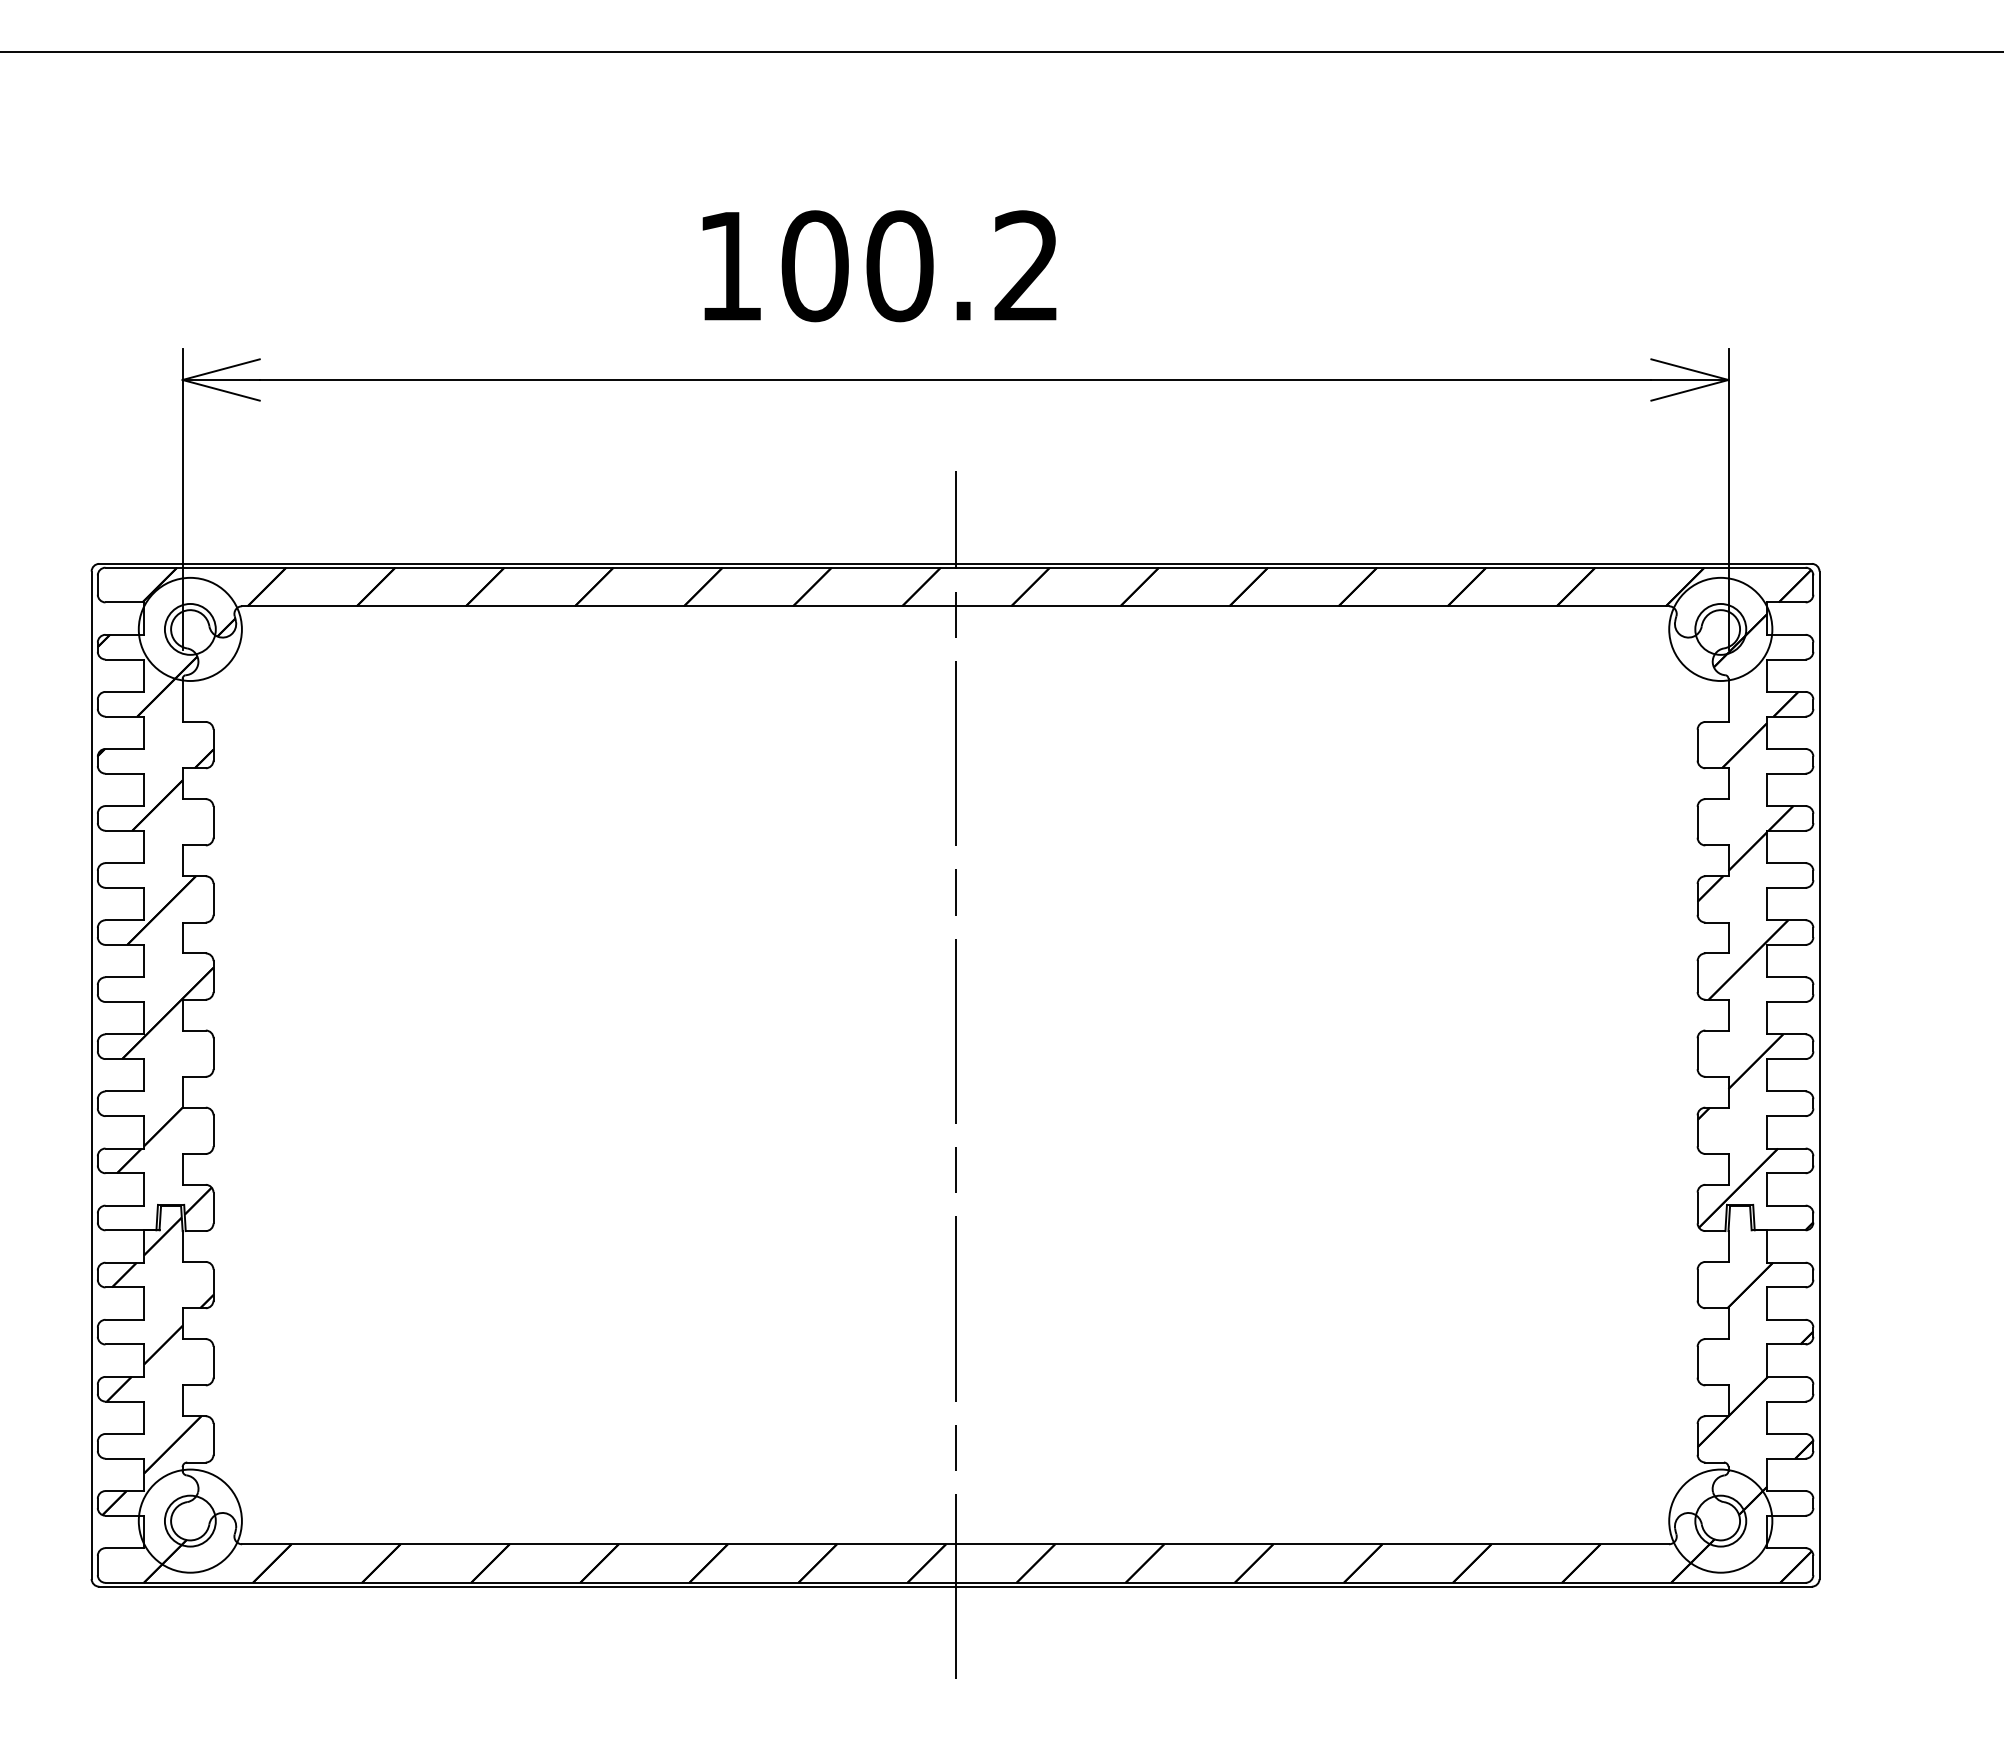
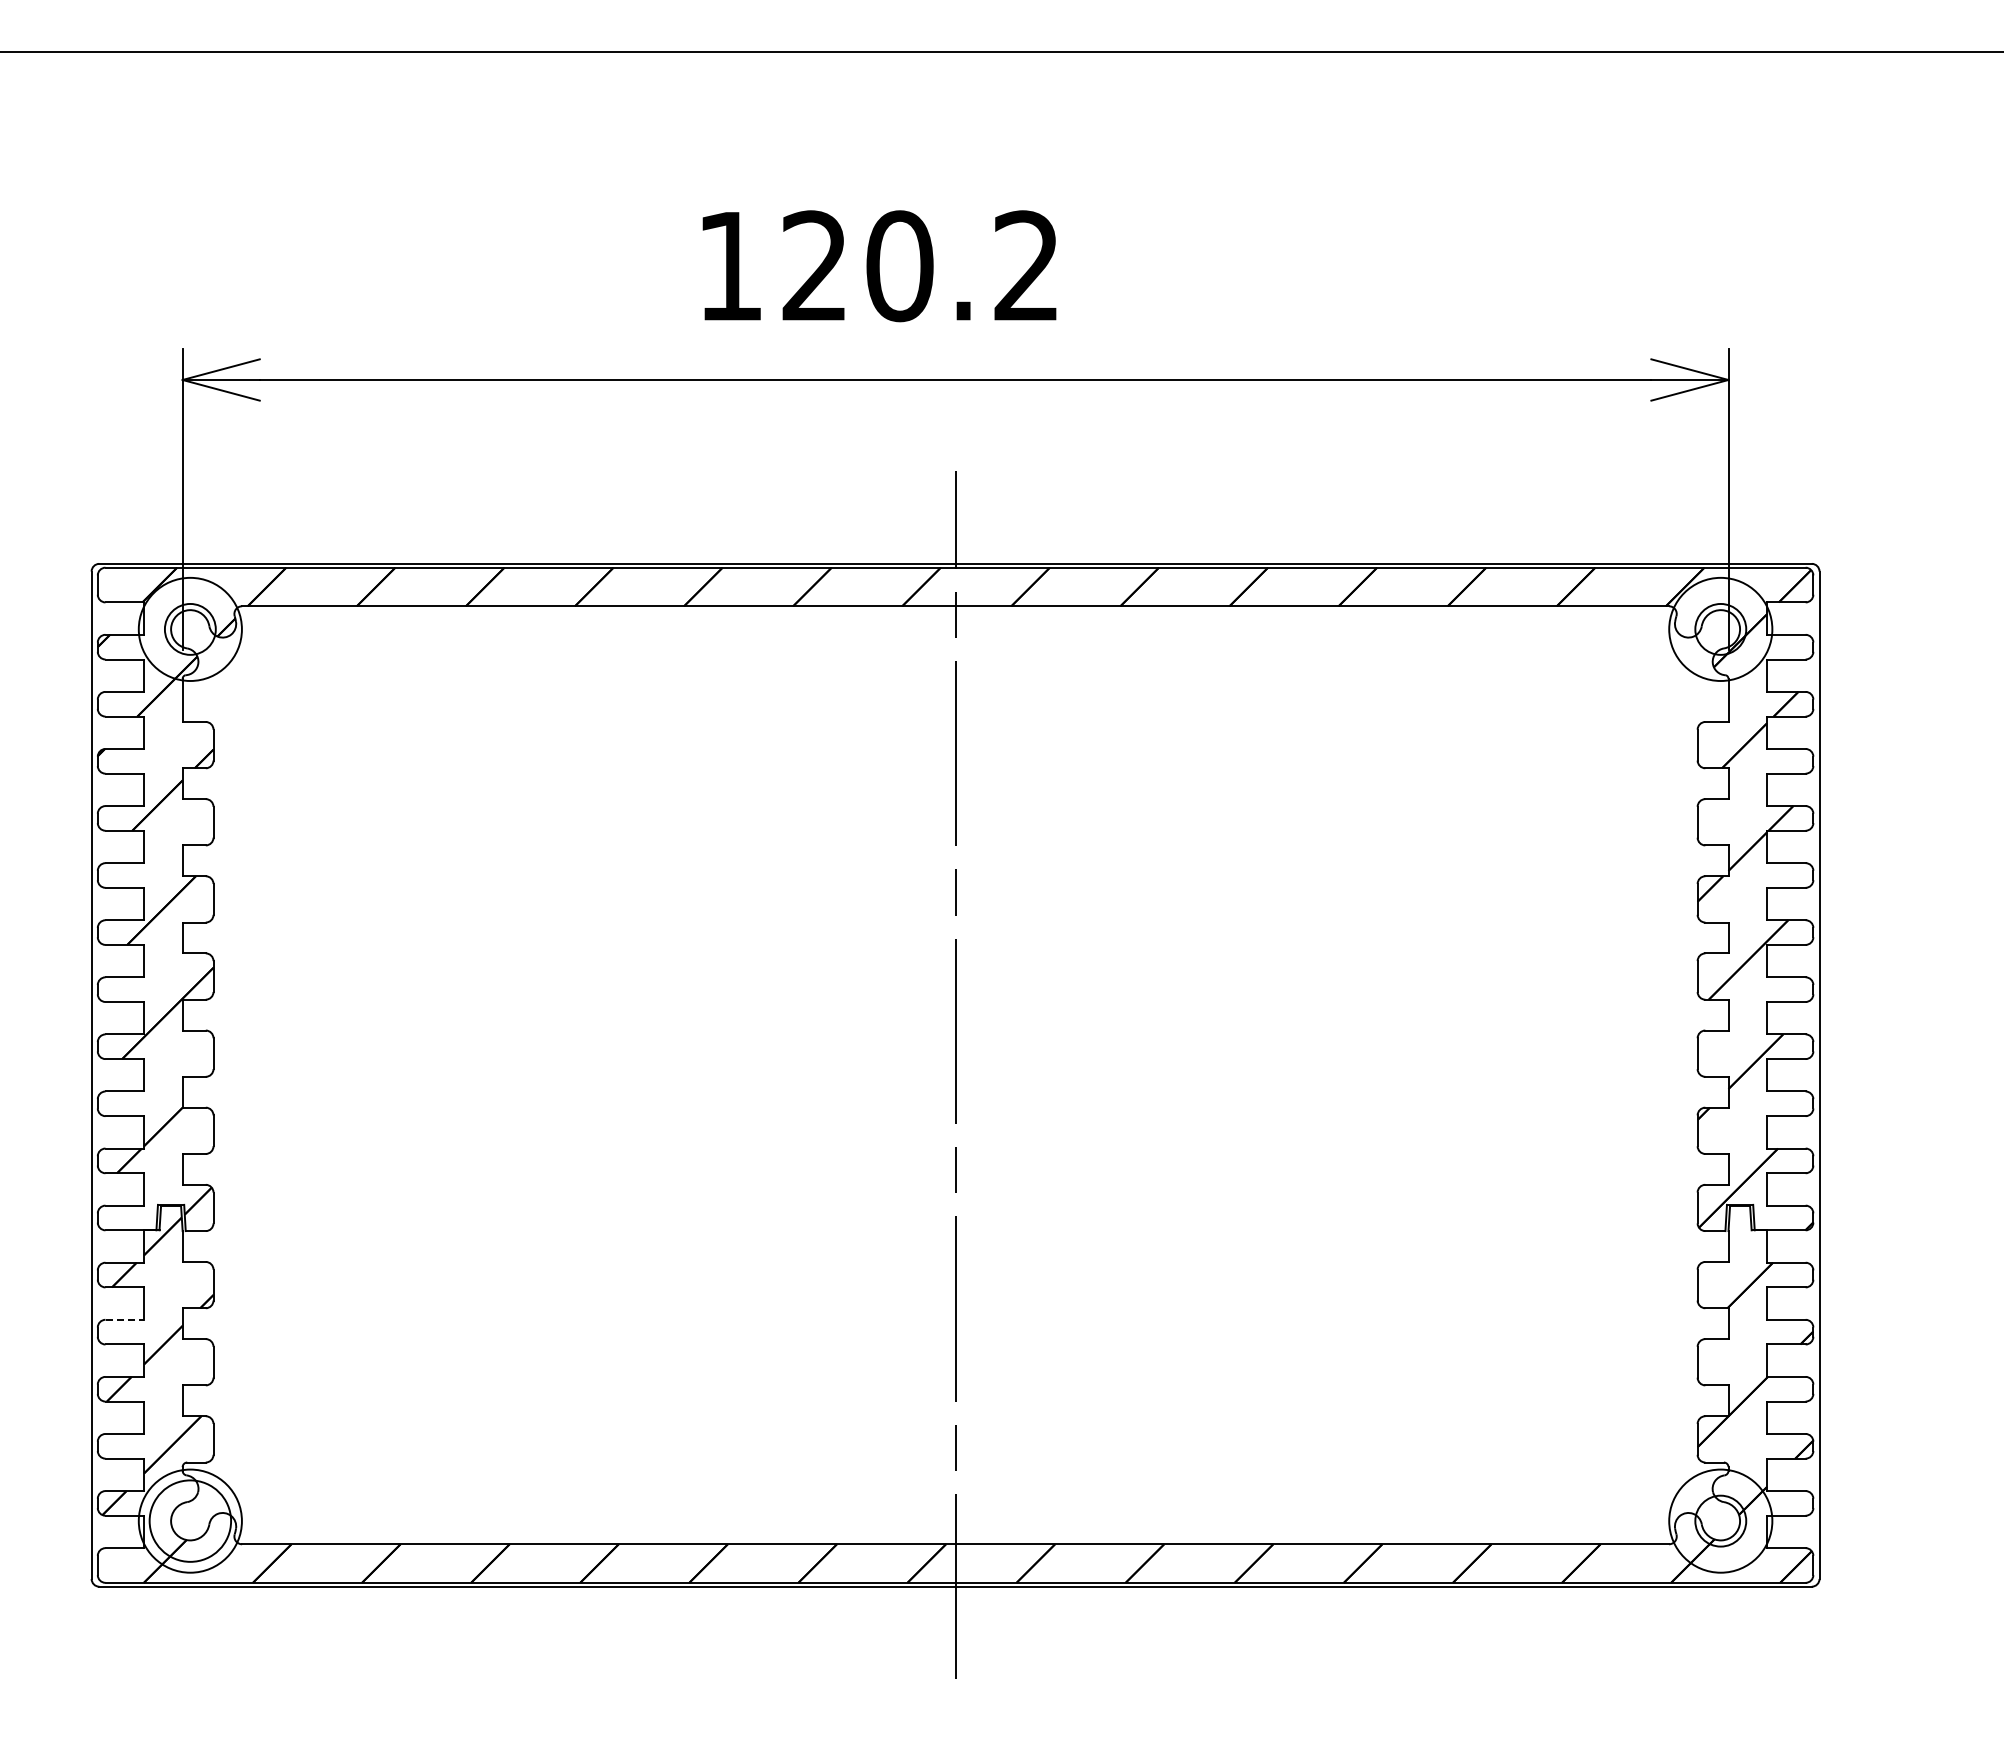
text: 100.2 -> 120.2 (814, 266)
line: solid -> dashed (125, 1319)
circle diameter: 51 px -> 81 px (190, 1520)
